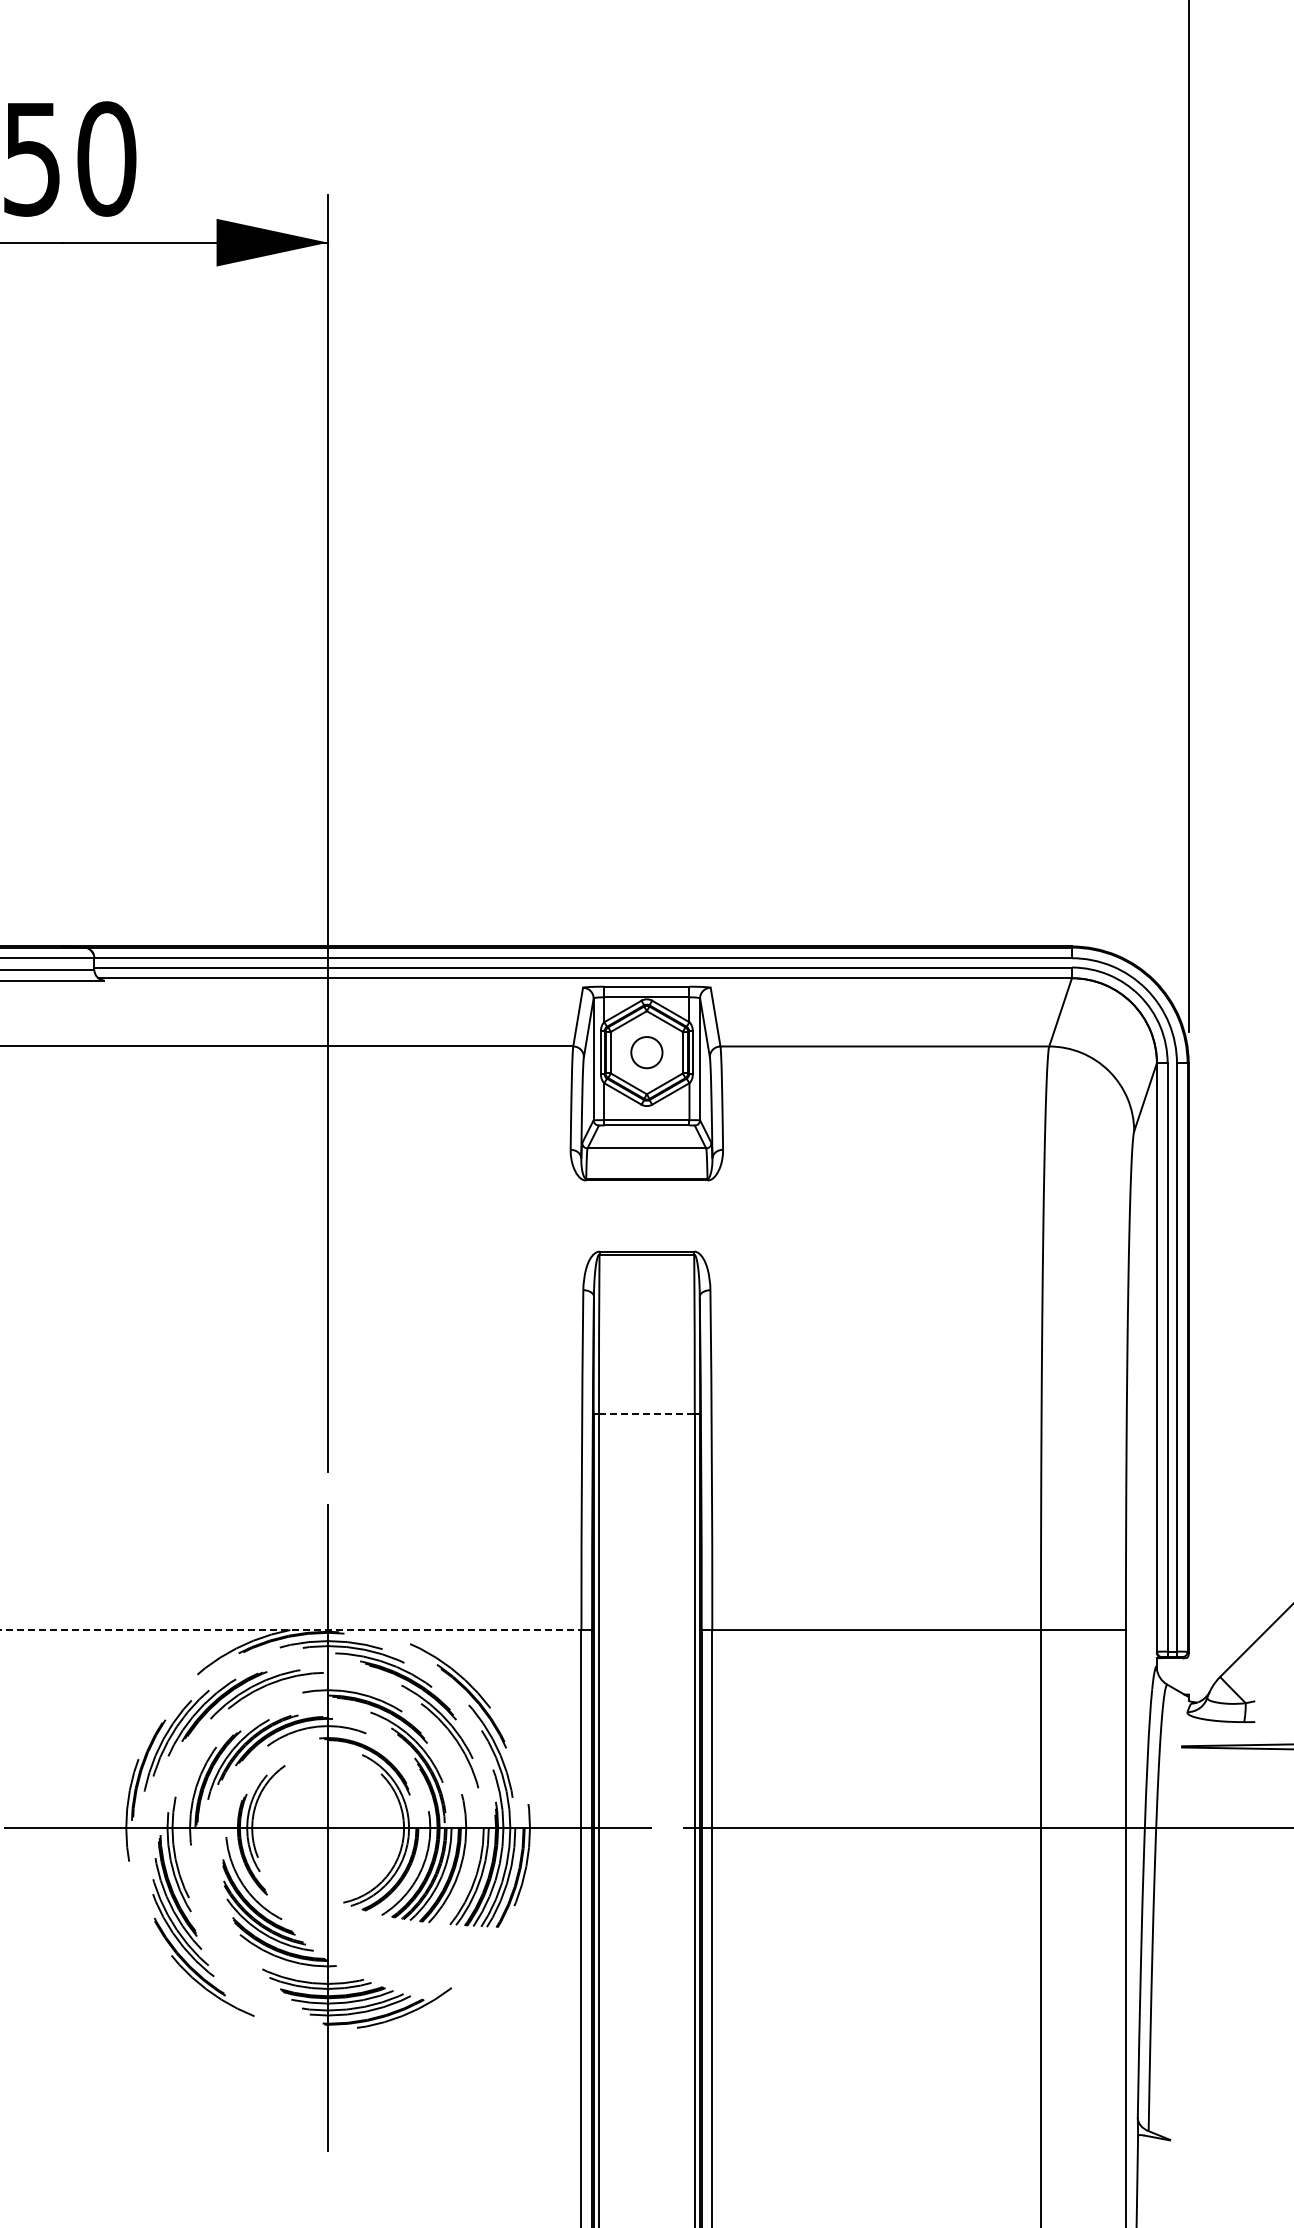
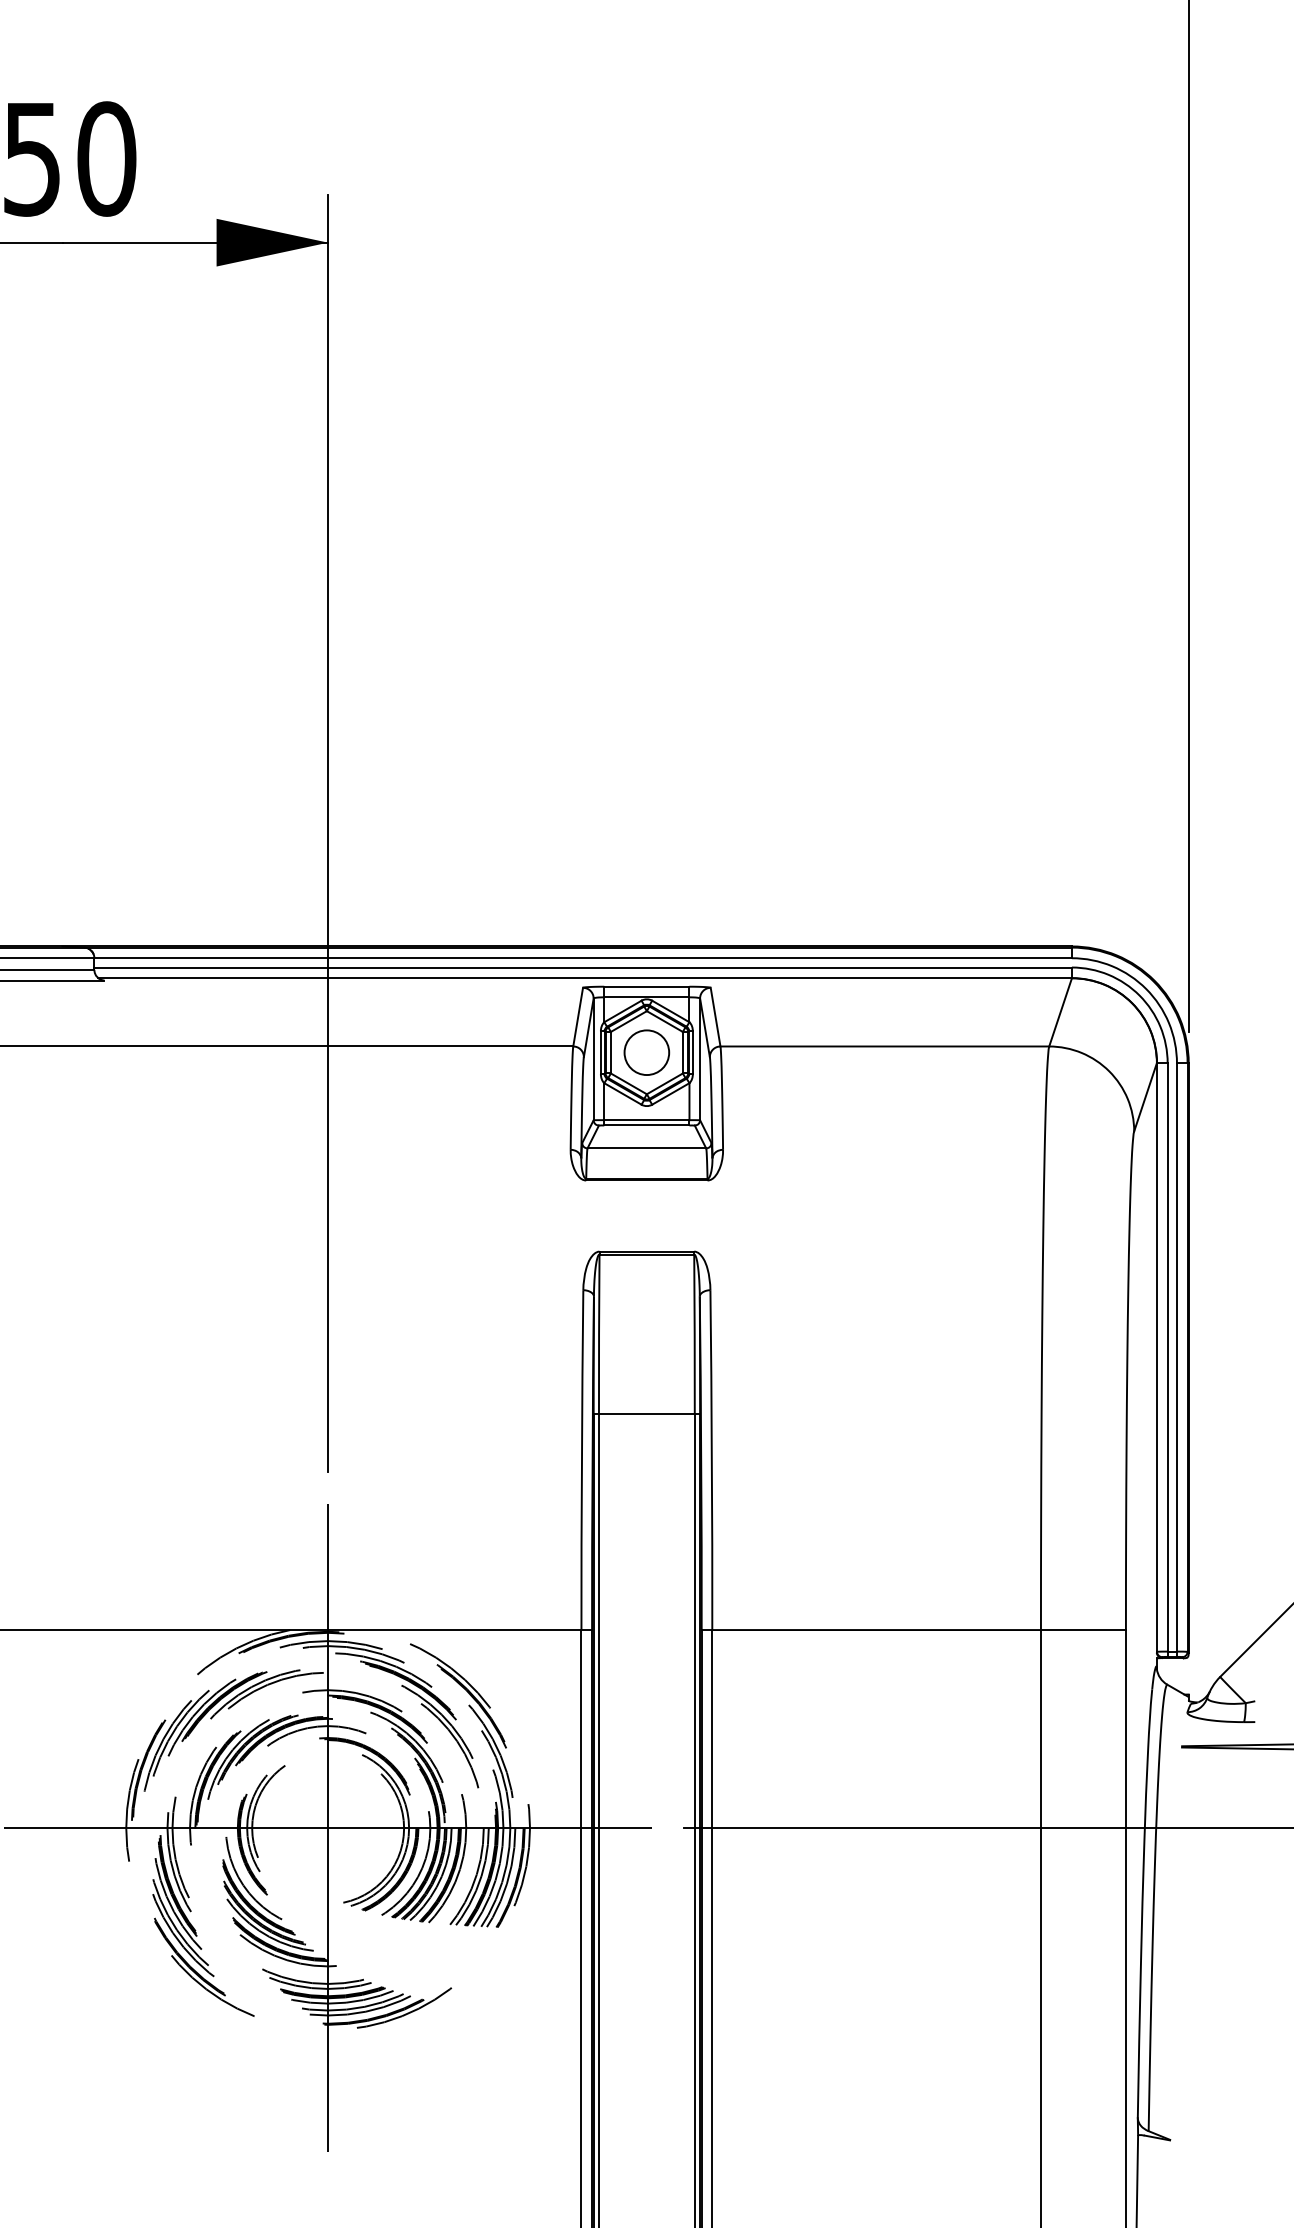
circle size: 34x34 px -> 48x47 px (646, 1052)
line: dashed -> solid (646, 1414)
line: dashed -> solid (291, 1630)
